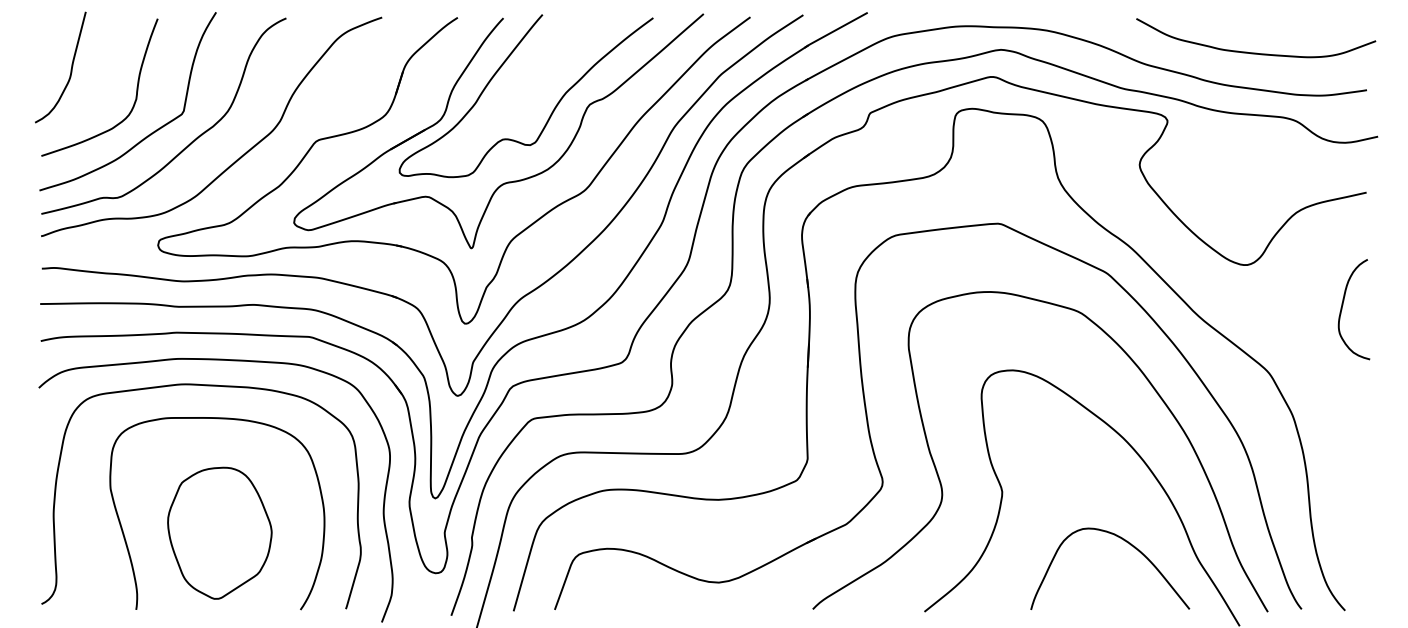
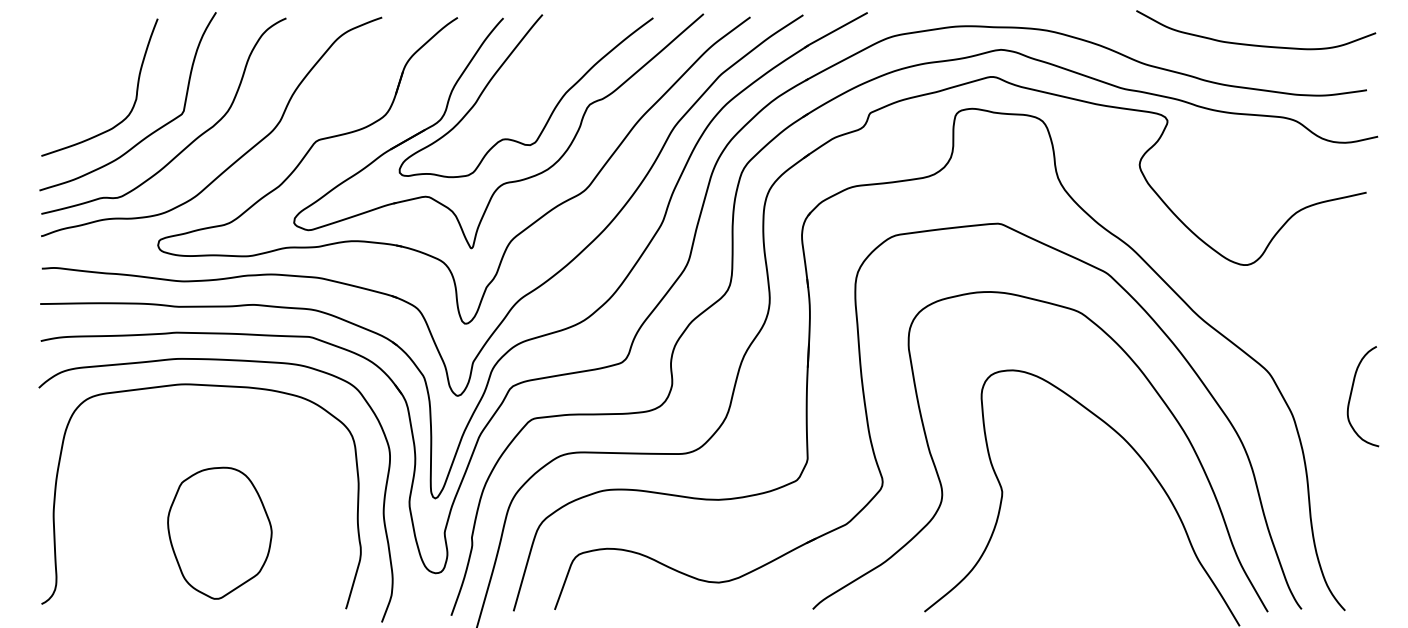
curve position: (1256, 52) -> (1256, 44) (1256, 44)
curve: present -> none (70, 69)
curve position: (1343, 305) -> (1352, 392) (1352, 392)
curve: present -> none (218, 419)
curve: present -> none (1127, 543)
